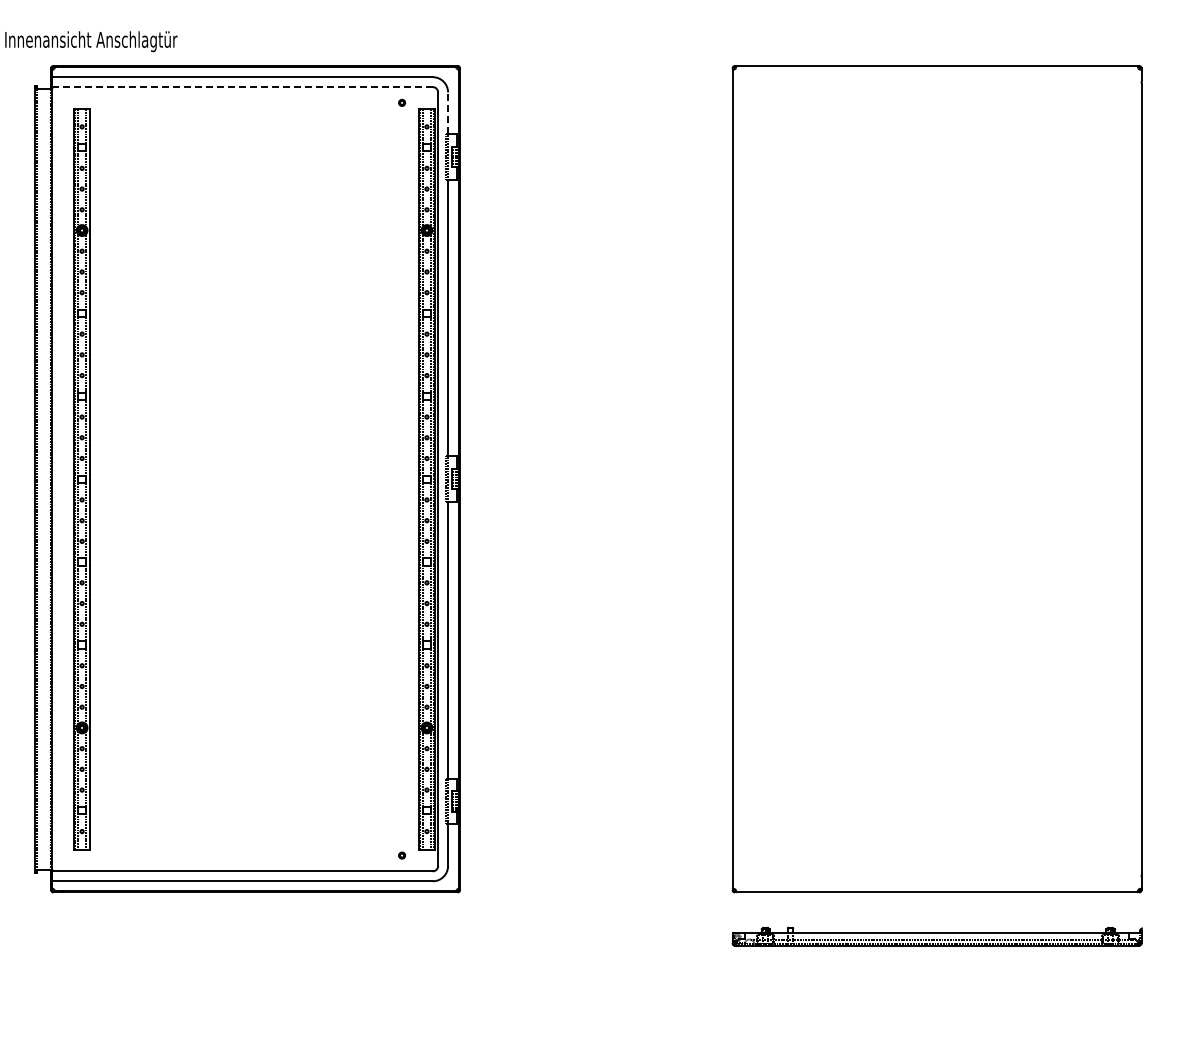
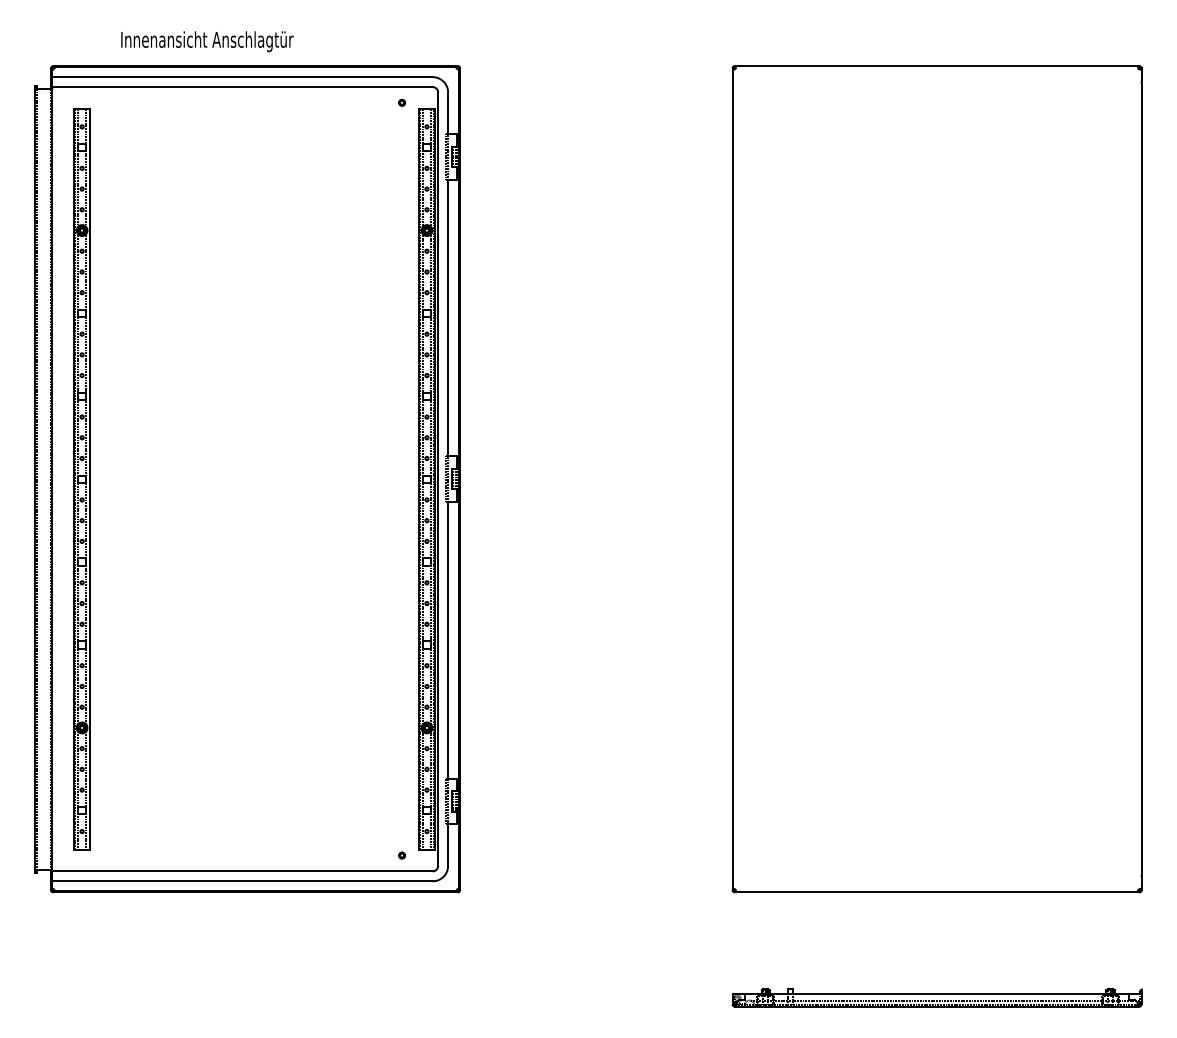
text position: (91, 41) -> (207, 41) (207, 41)
line: dashed -> solid (243, 87)
line: dashed -> solid (448, 113)
part position: (936, 936) -> (936, 997) (936, 997)
